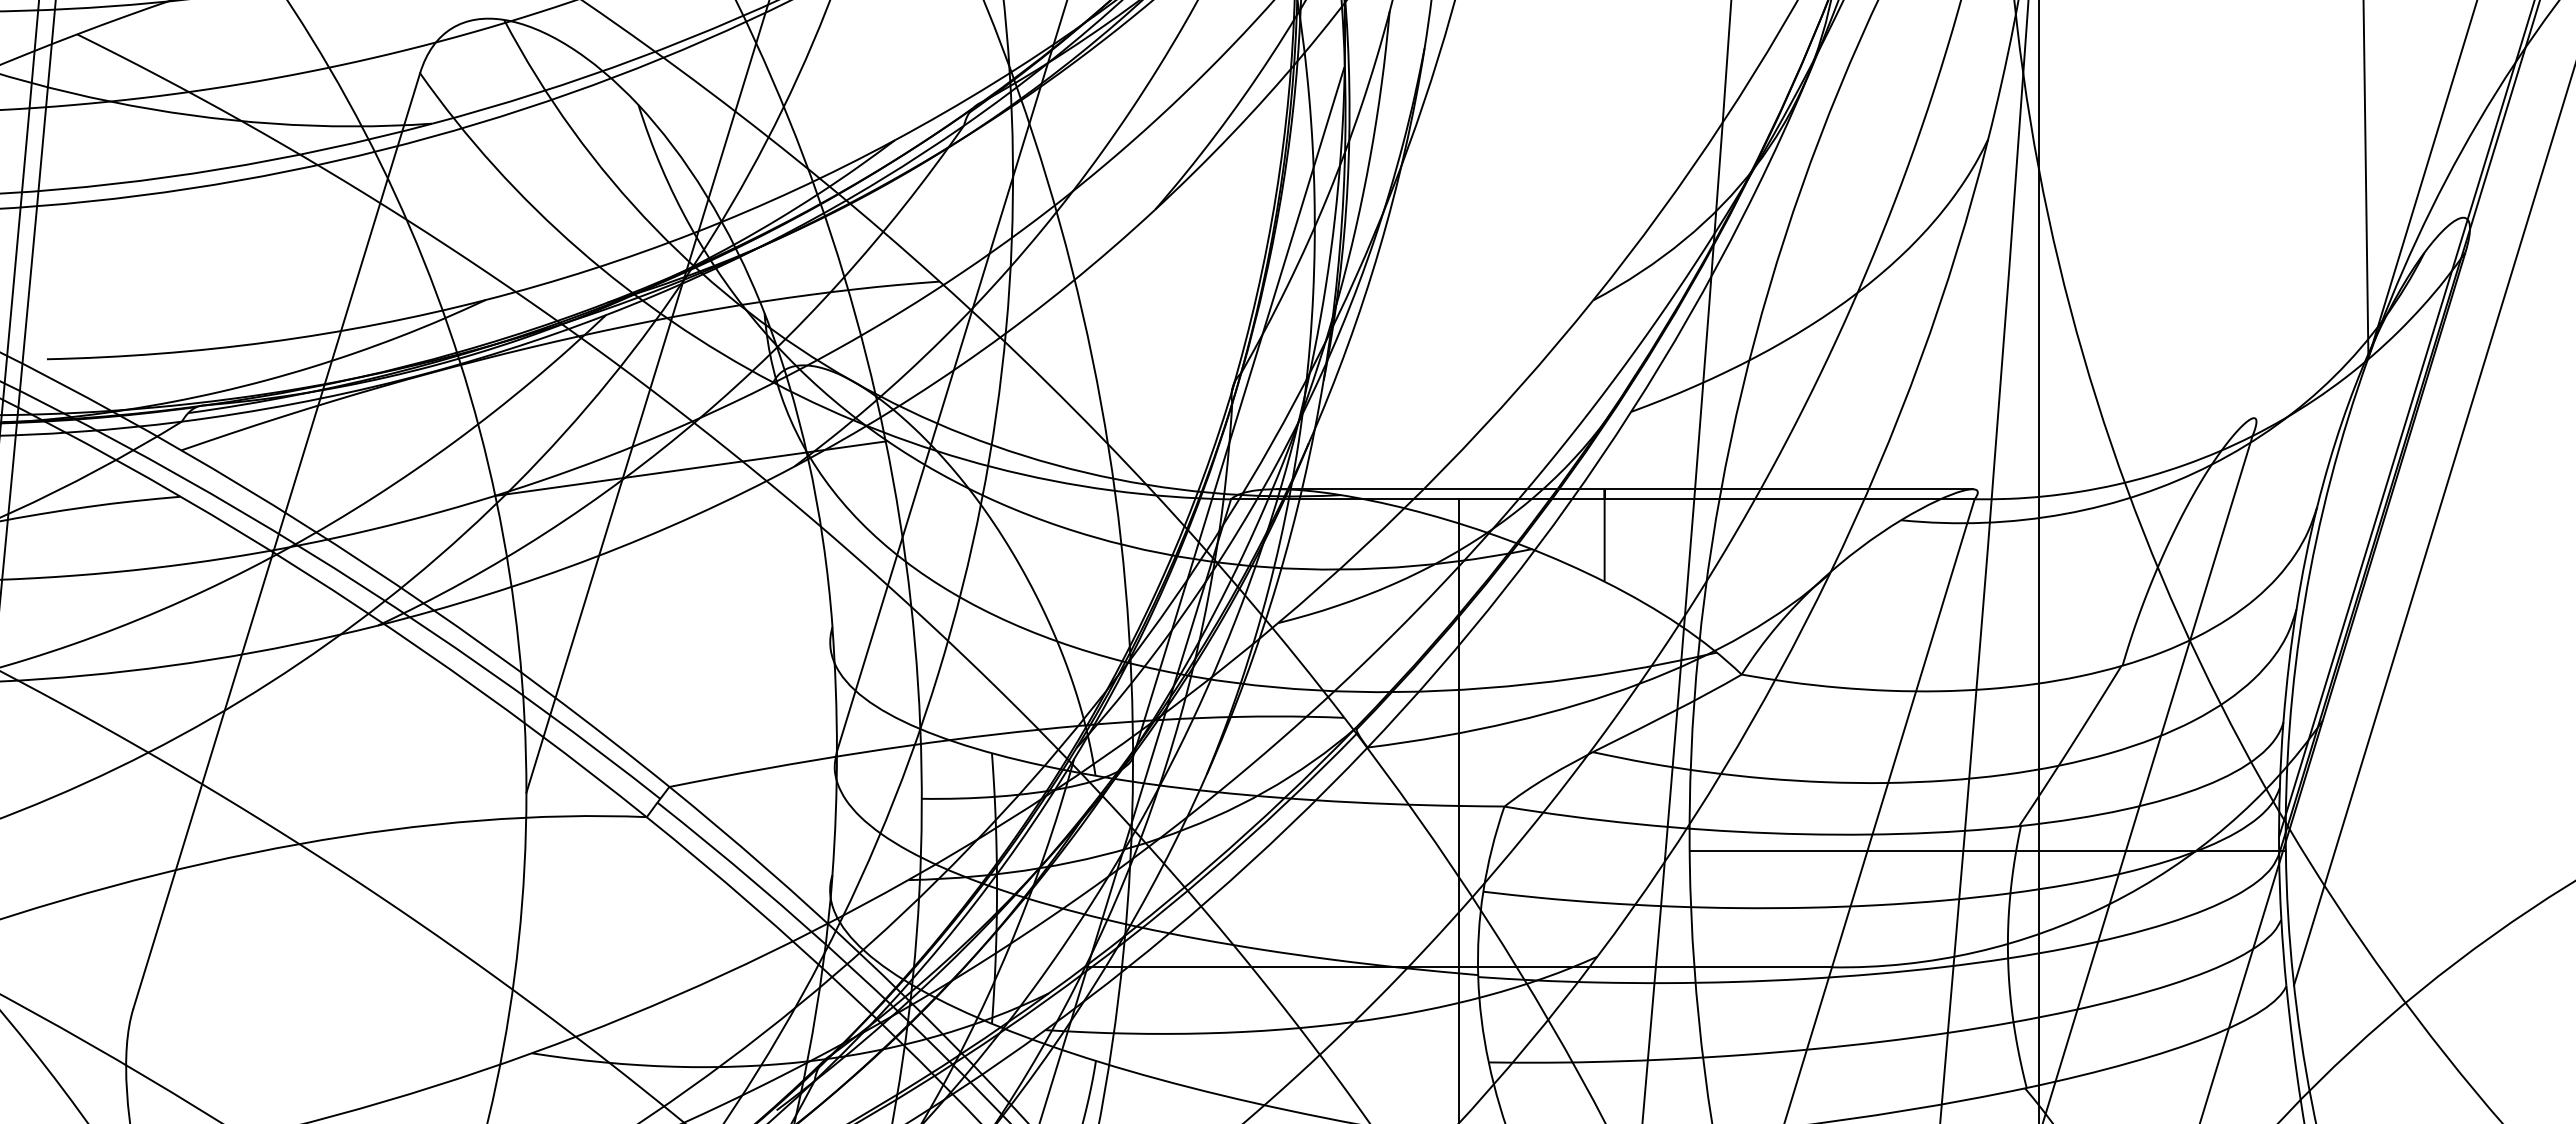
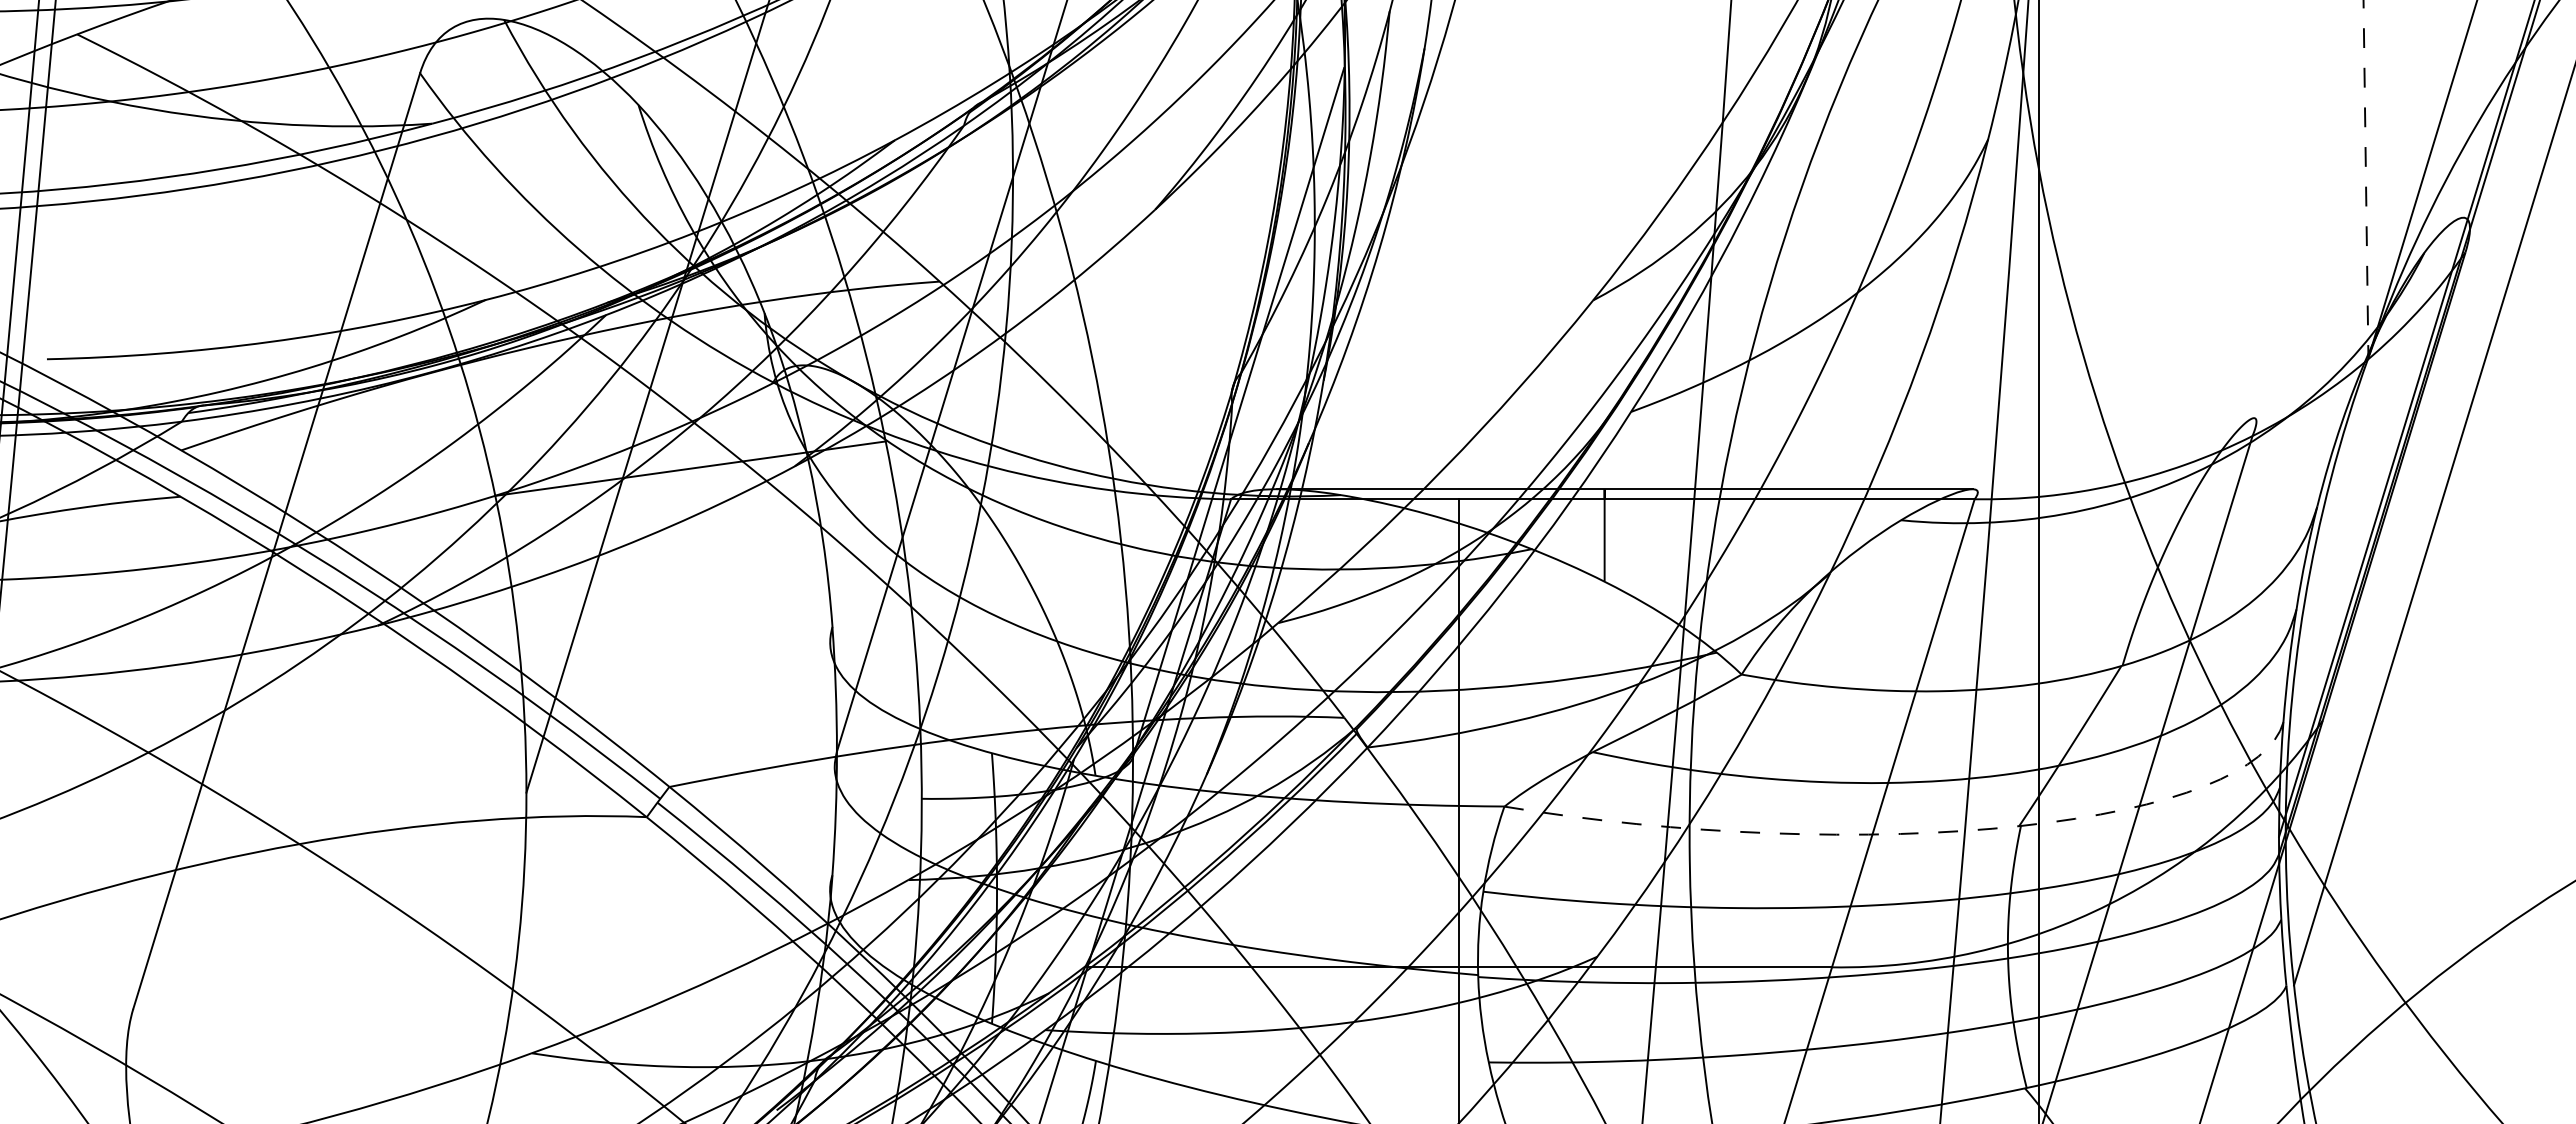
line: solid -> dashed (2365, 179)
arc: solid -> dashed (1923, 833)
line: present -> none (1987, 850)
